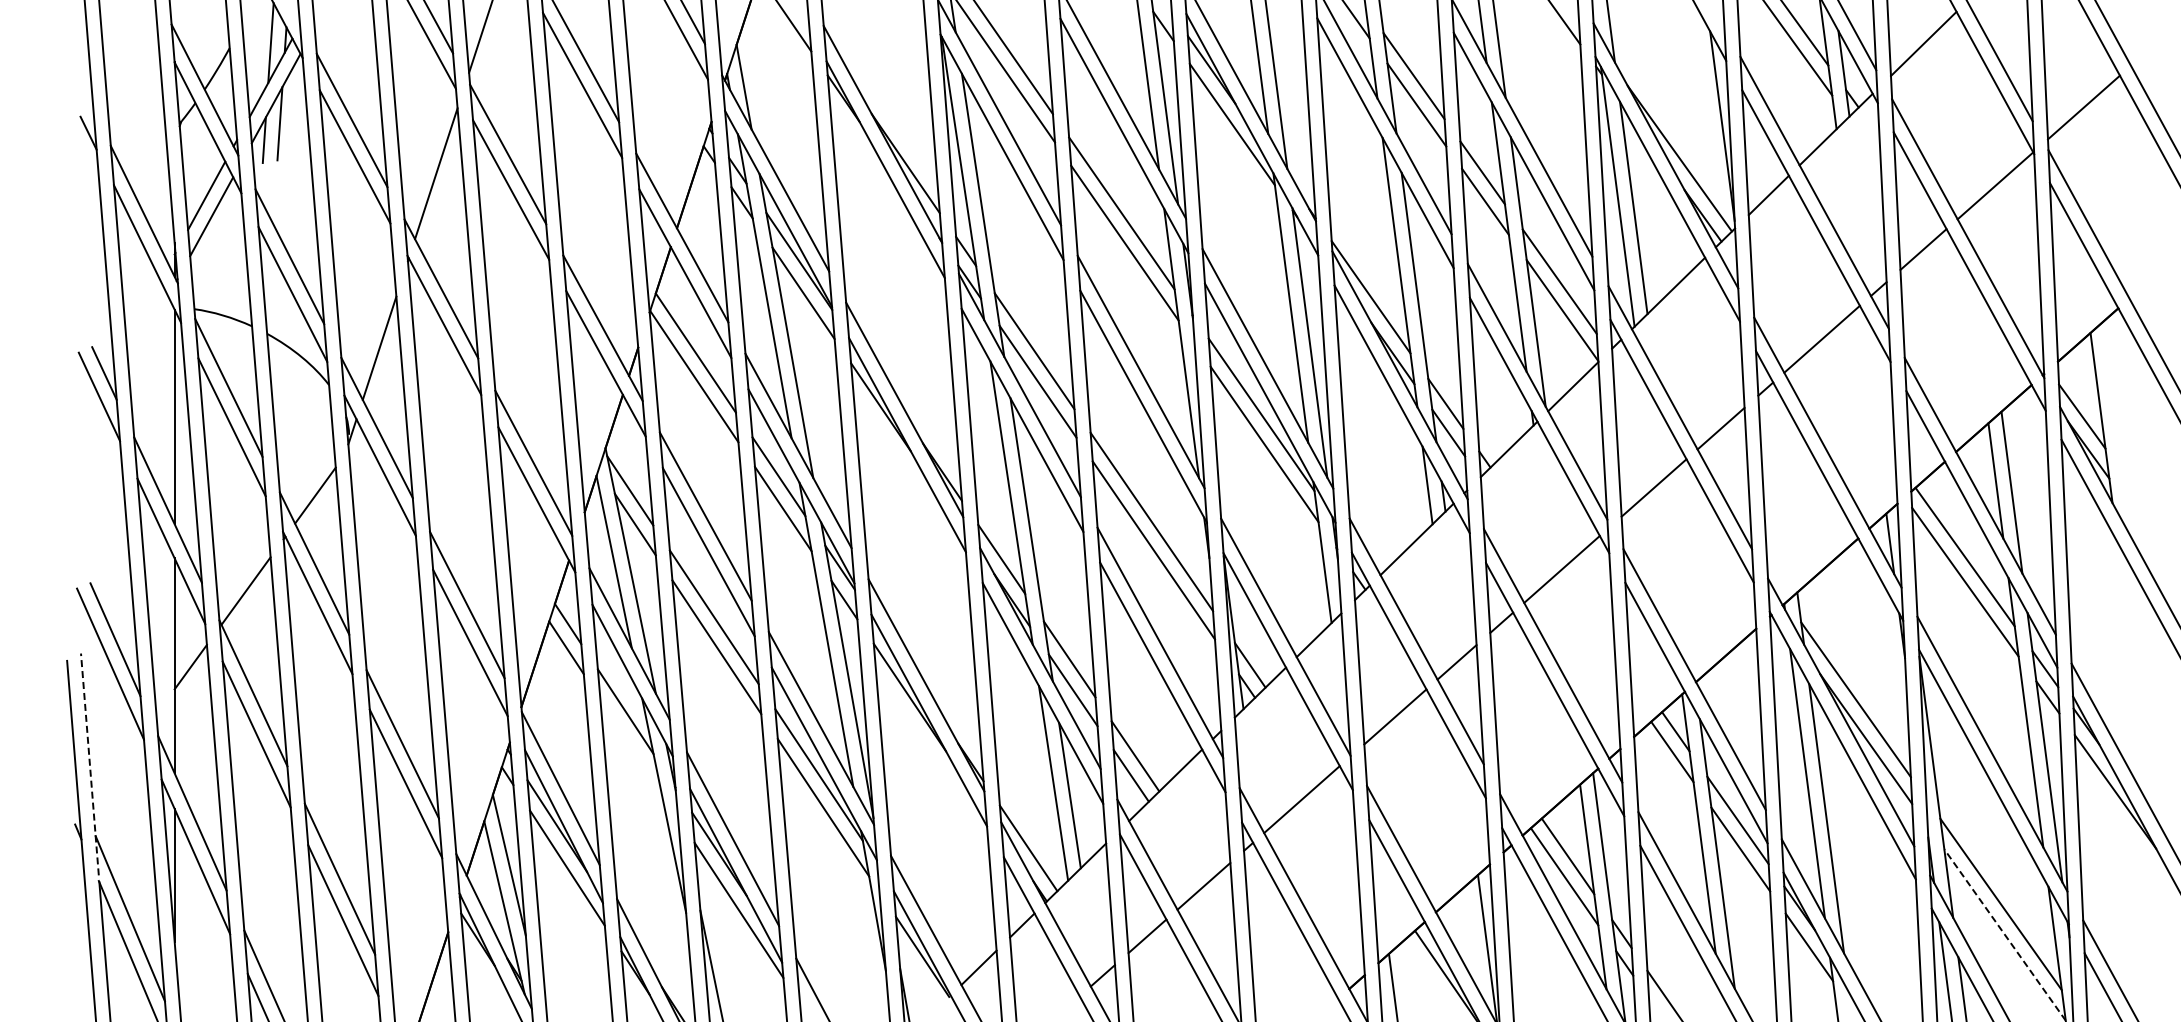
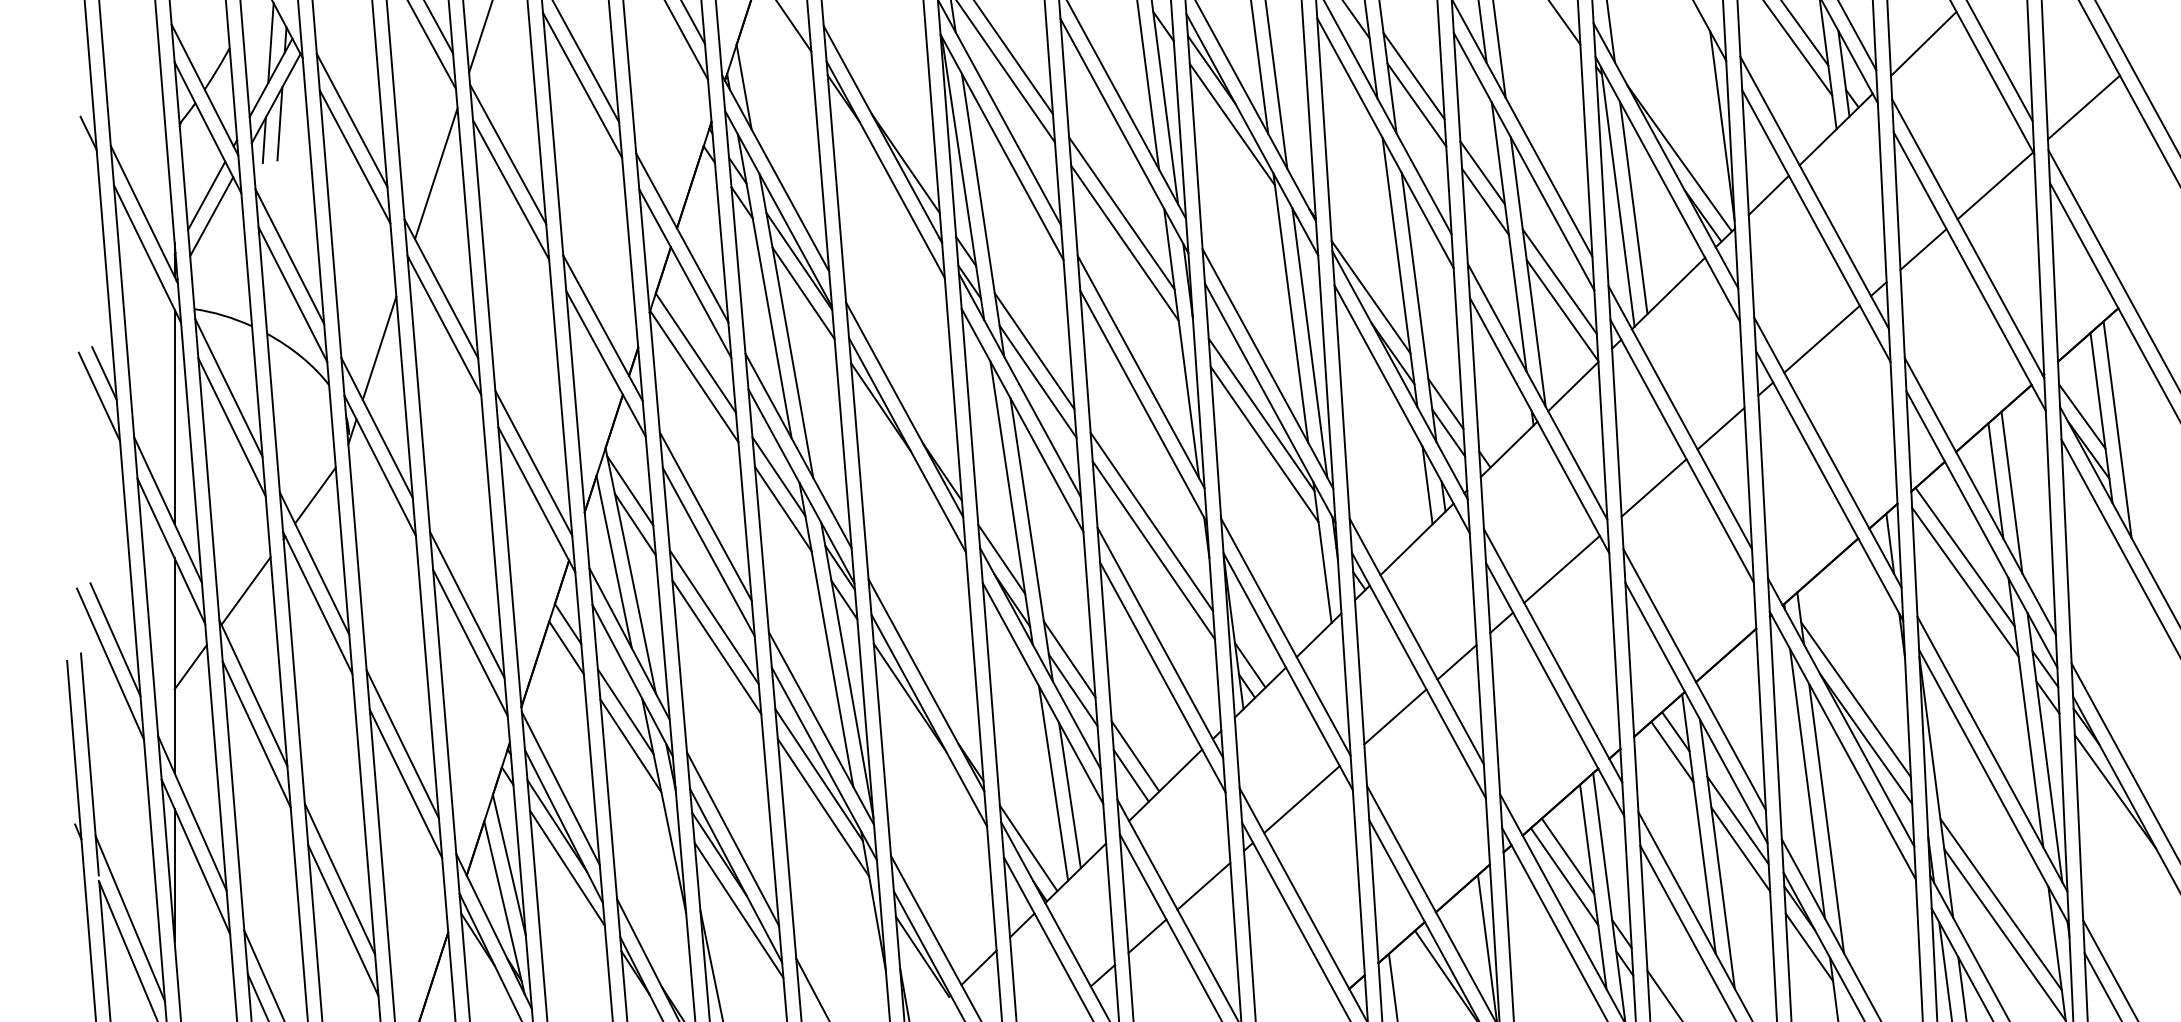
line: none -> present (2117, 429)
line: none -> present (630, 745)
line: dashed -> solid (89, 763)
line: dashed -> solid (2005, 935)
